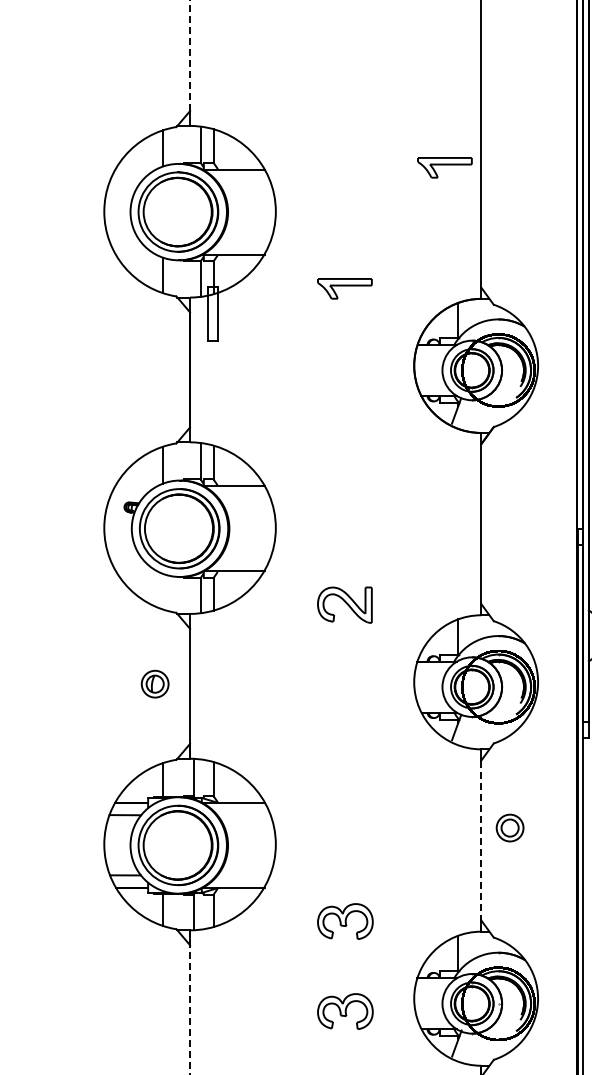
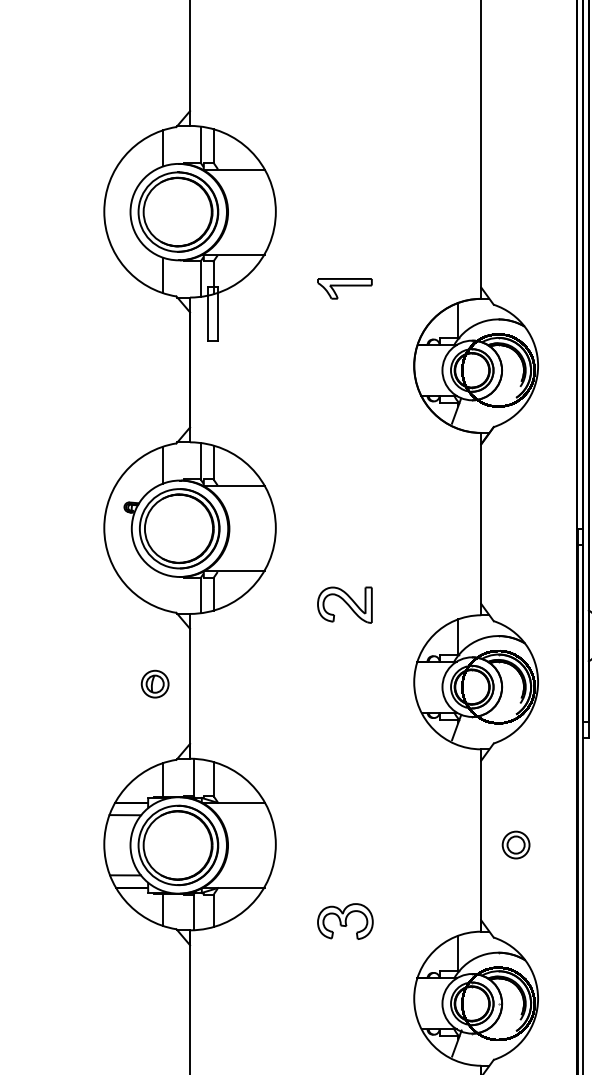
line: dashed -> solid (190, 55)
part: present -> none (444, 167)
part position: (509, 827) -> (515, 844) (515, 844)
line: dashed -> solid (481, 846)
line: dashed -> solid (190, 1002)
part: present -> none (345, 1011)
